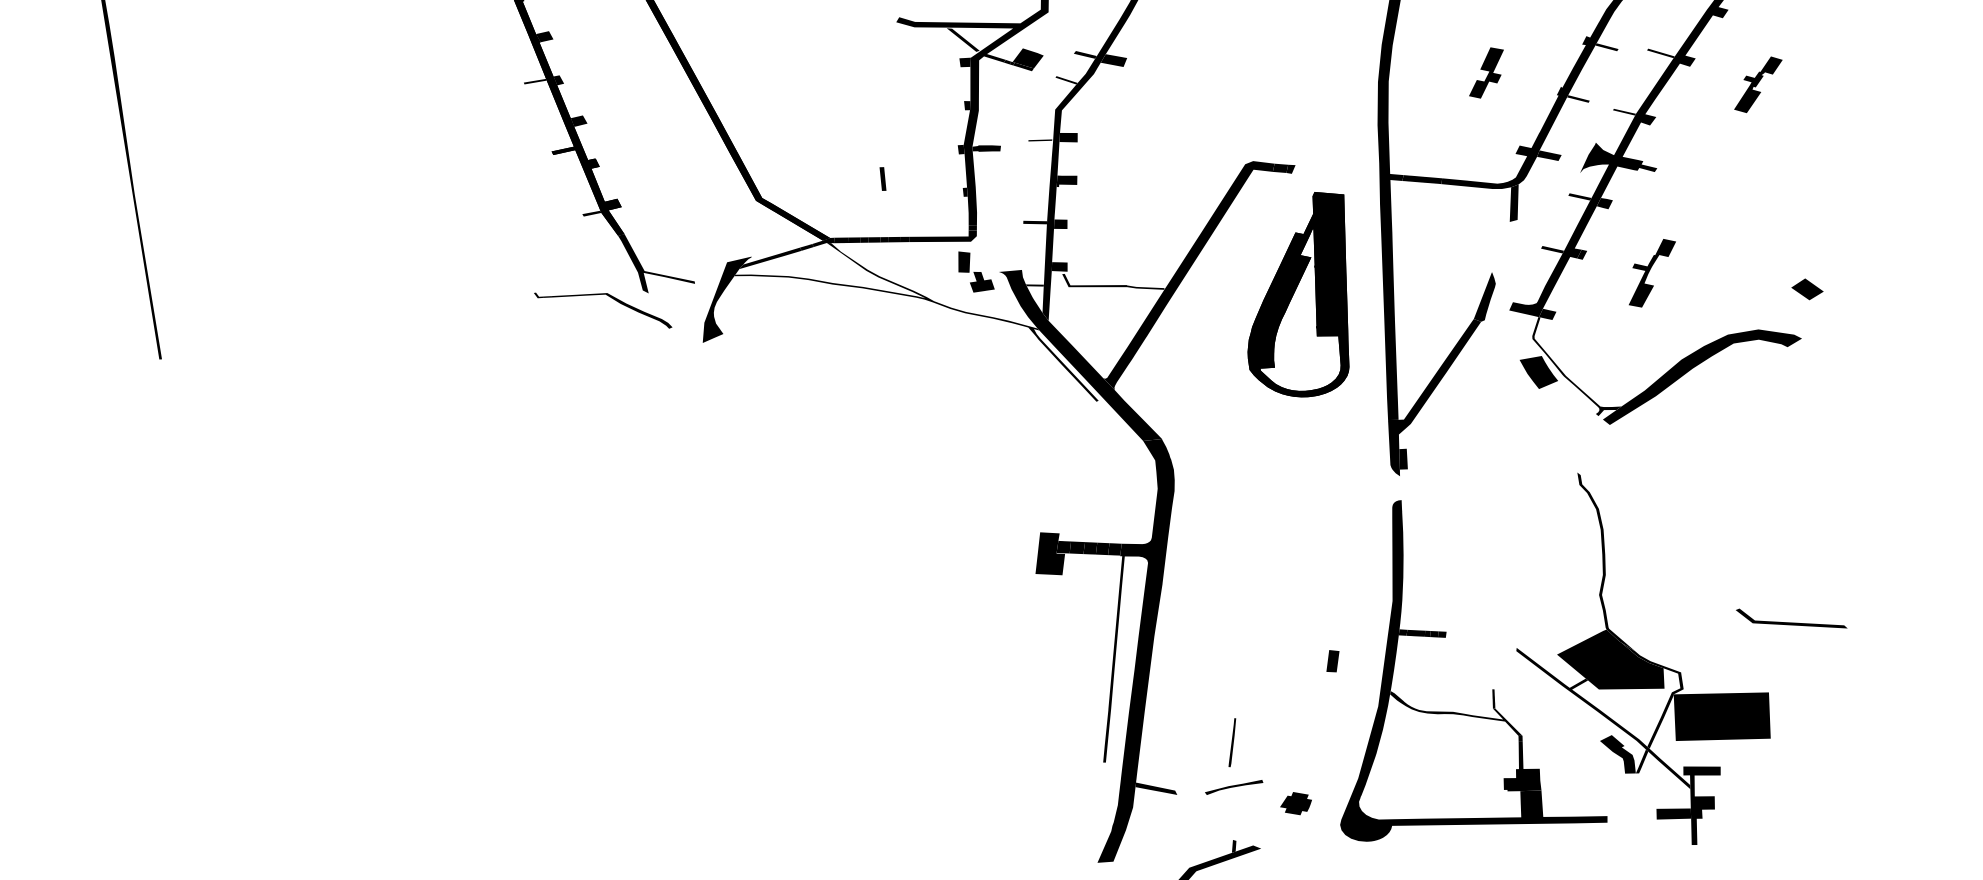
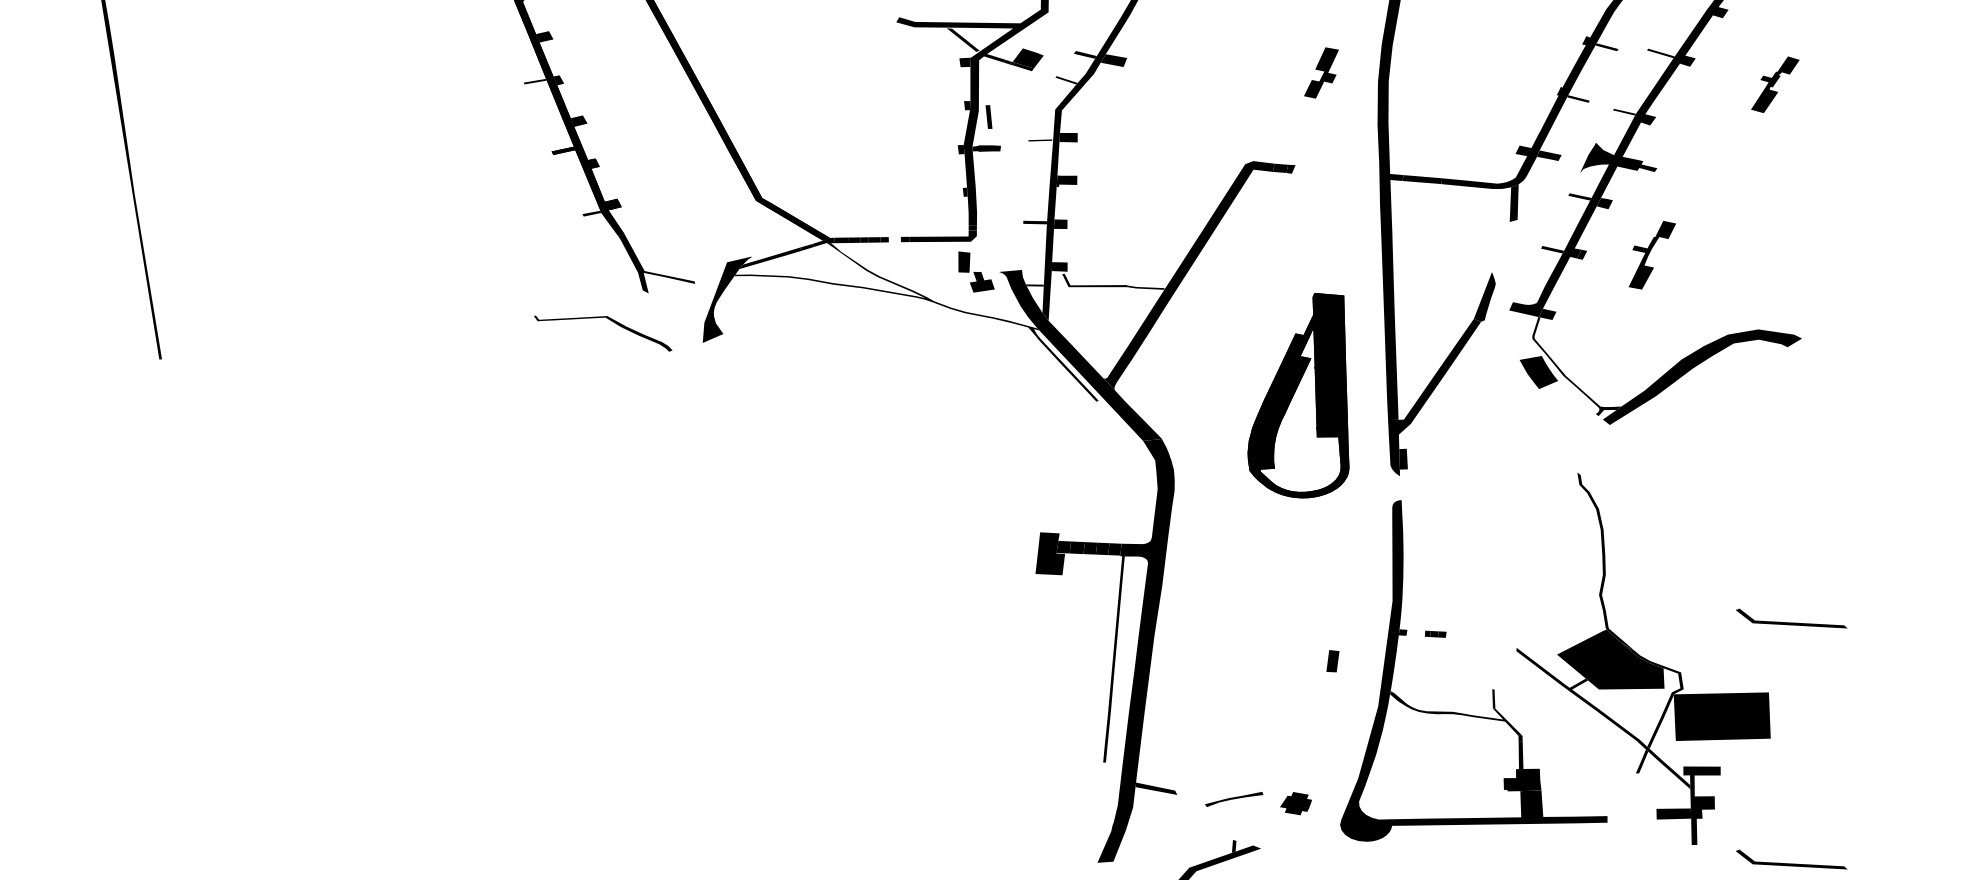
part position: (1486, 72) -> (1321, 72) (1321, 72)
part position: (1758, 84) -> (1775, 84) (1775, 84)
part position: (882, 178) -> (988, 116) (988, 116)
fill: present -> none (894, 239)
part position: (1652, 273) -> (1652, 255) (1652, 255)
fill: present -> none (1807, 289)
part position: (1298, 294) -> (1298, 395) (1298, 395)
part position: (611, 298) -> (611, 321) (611, 321)
fill: present -> none (1415, 632)
fill: present -> none (1232, 742)
fill: present -> none (1617, 754)
part position: (1234, 787) -> (1234, 799) (1234, 799)
part: none -> present (1791, 859)
